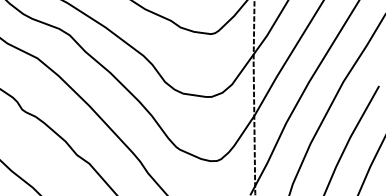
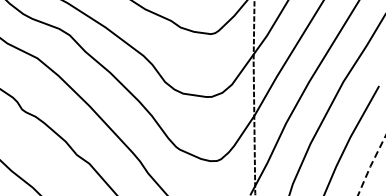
line: solid -> dashed (370, 165)
